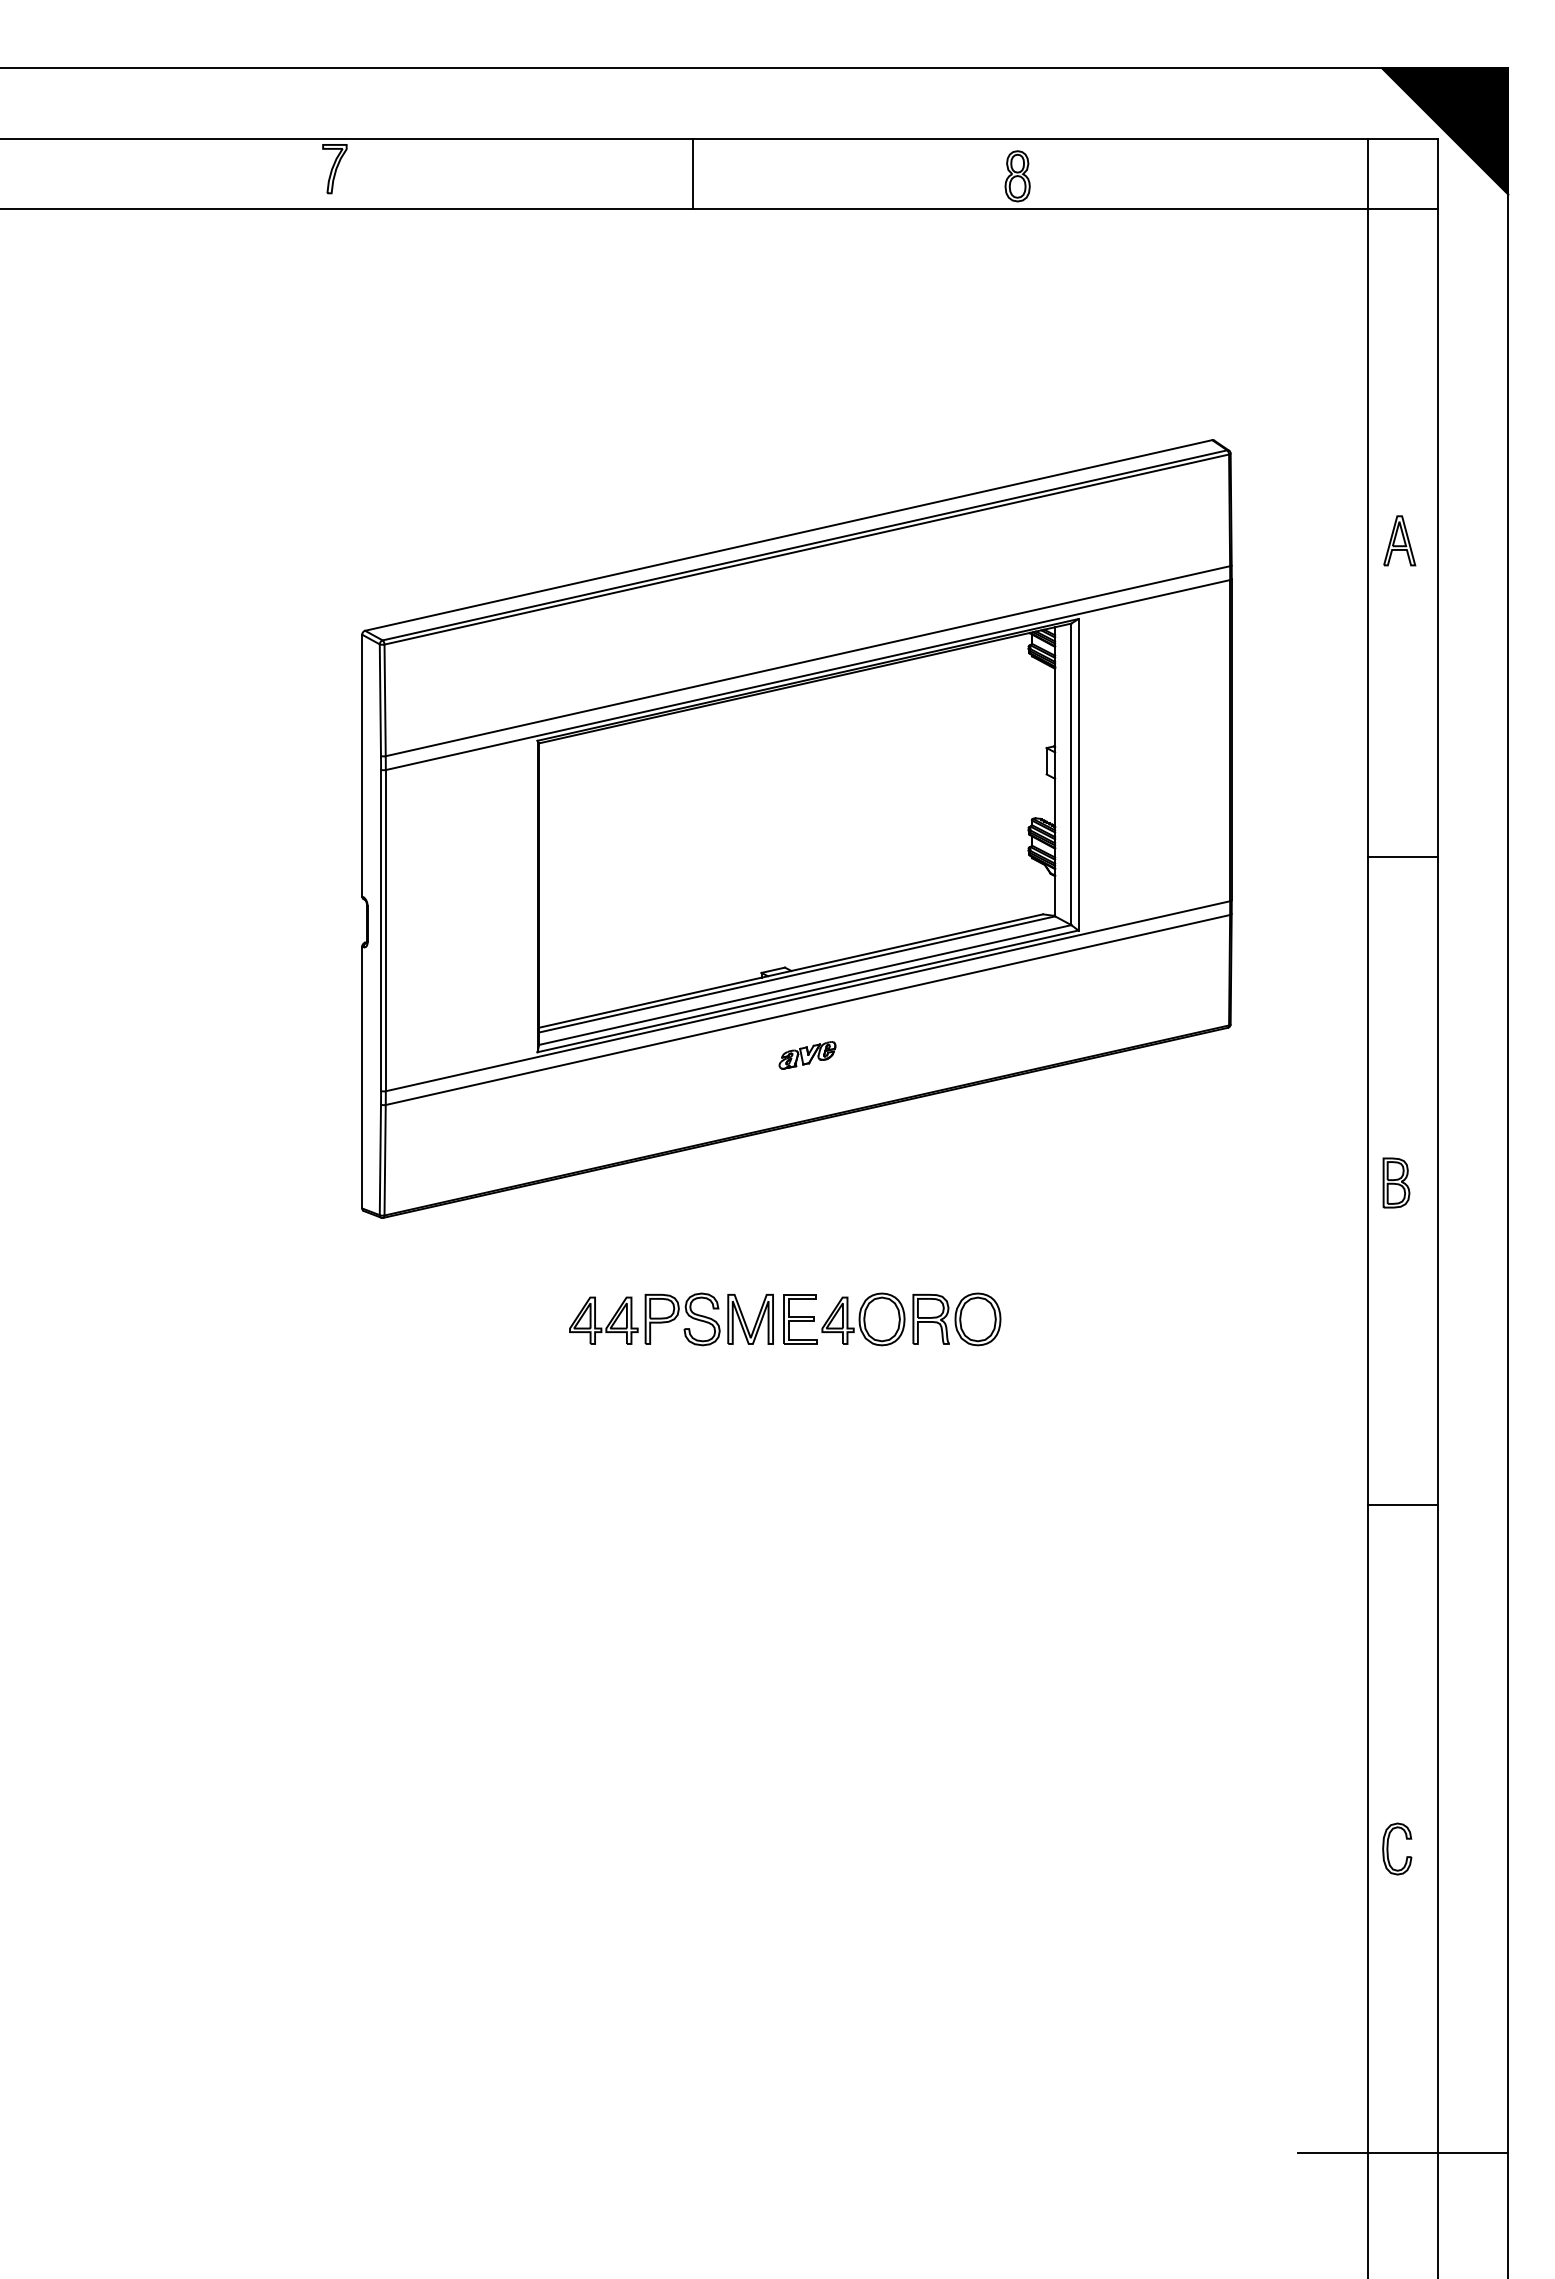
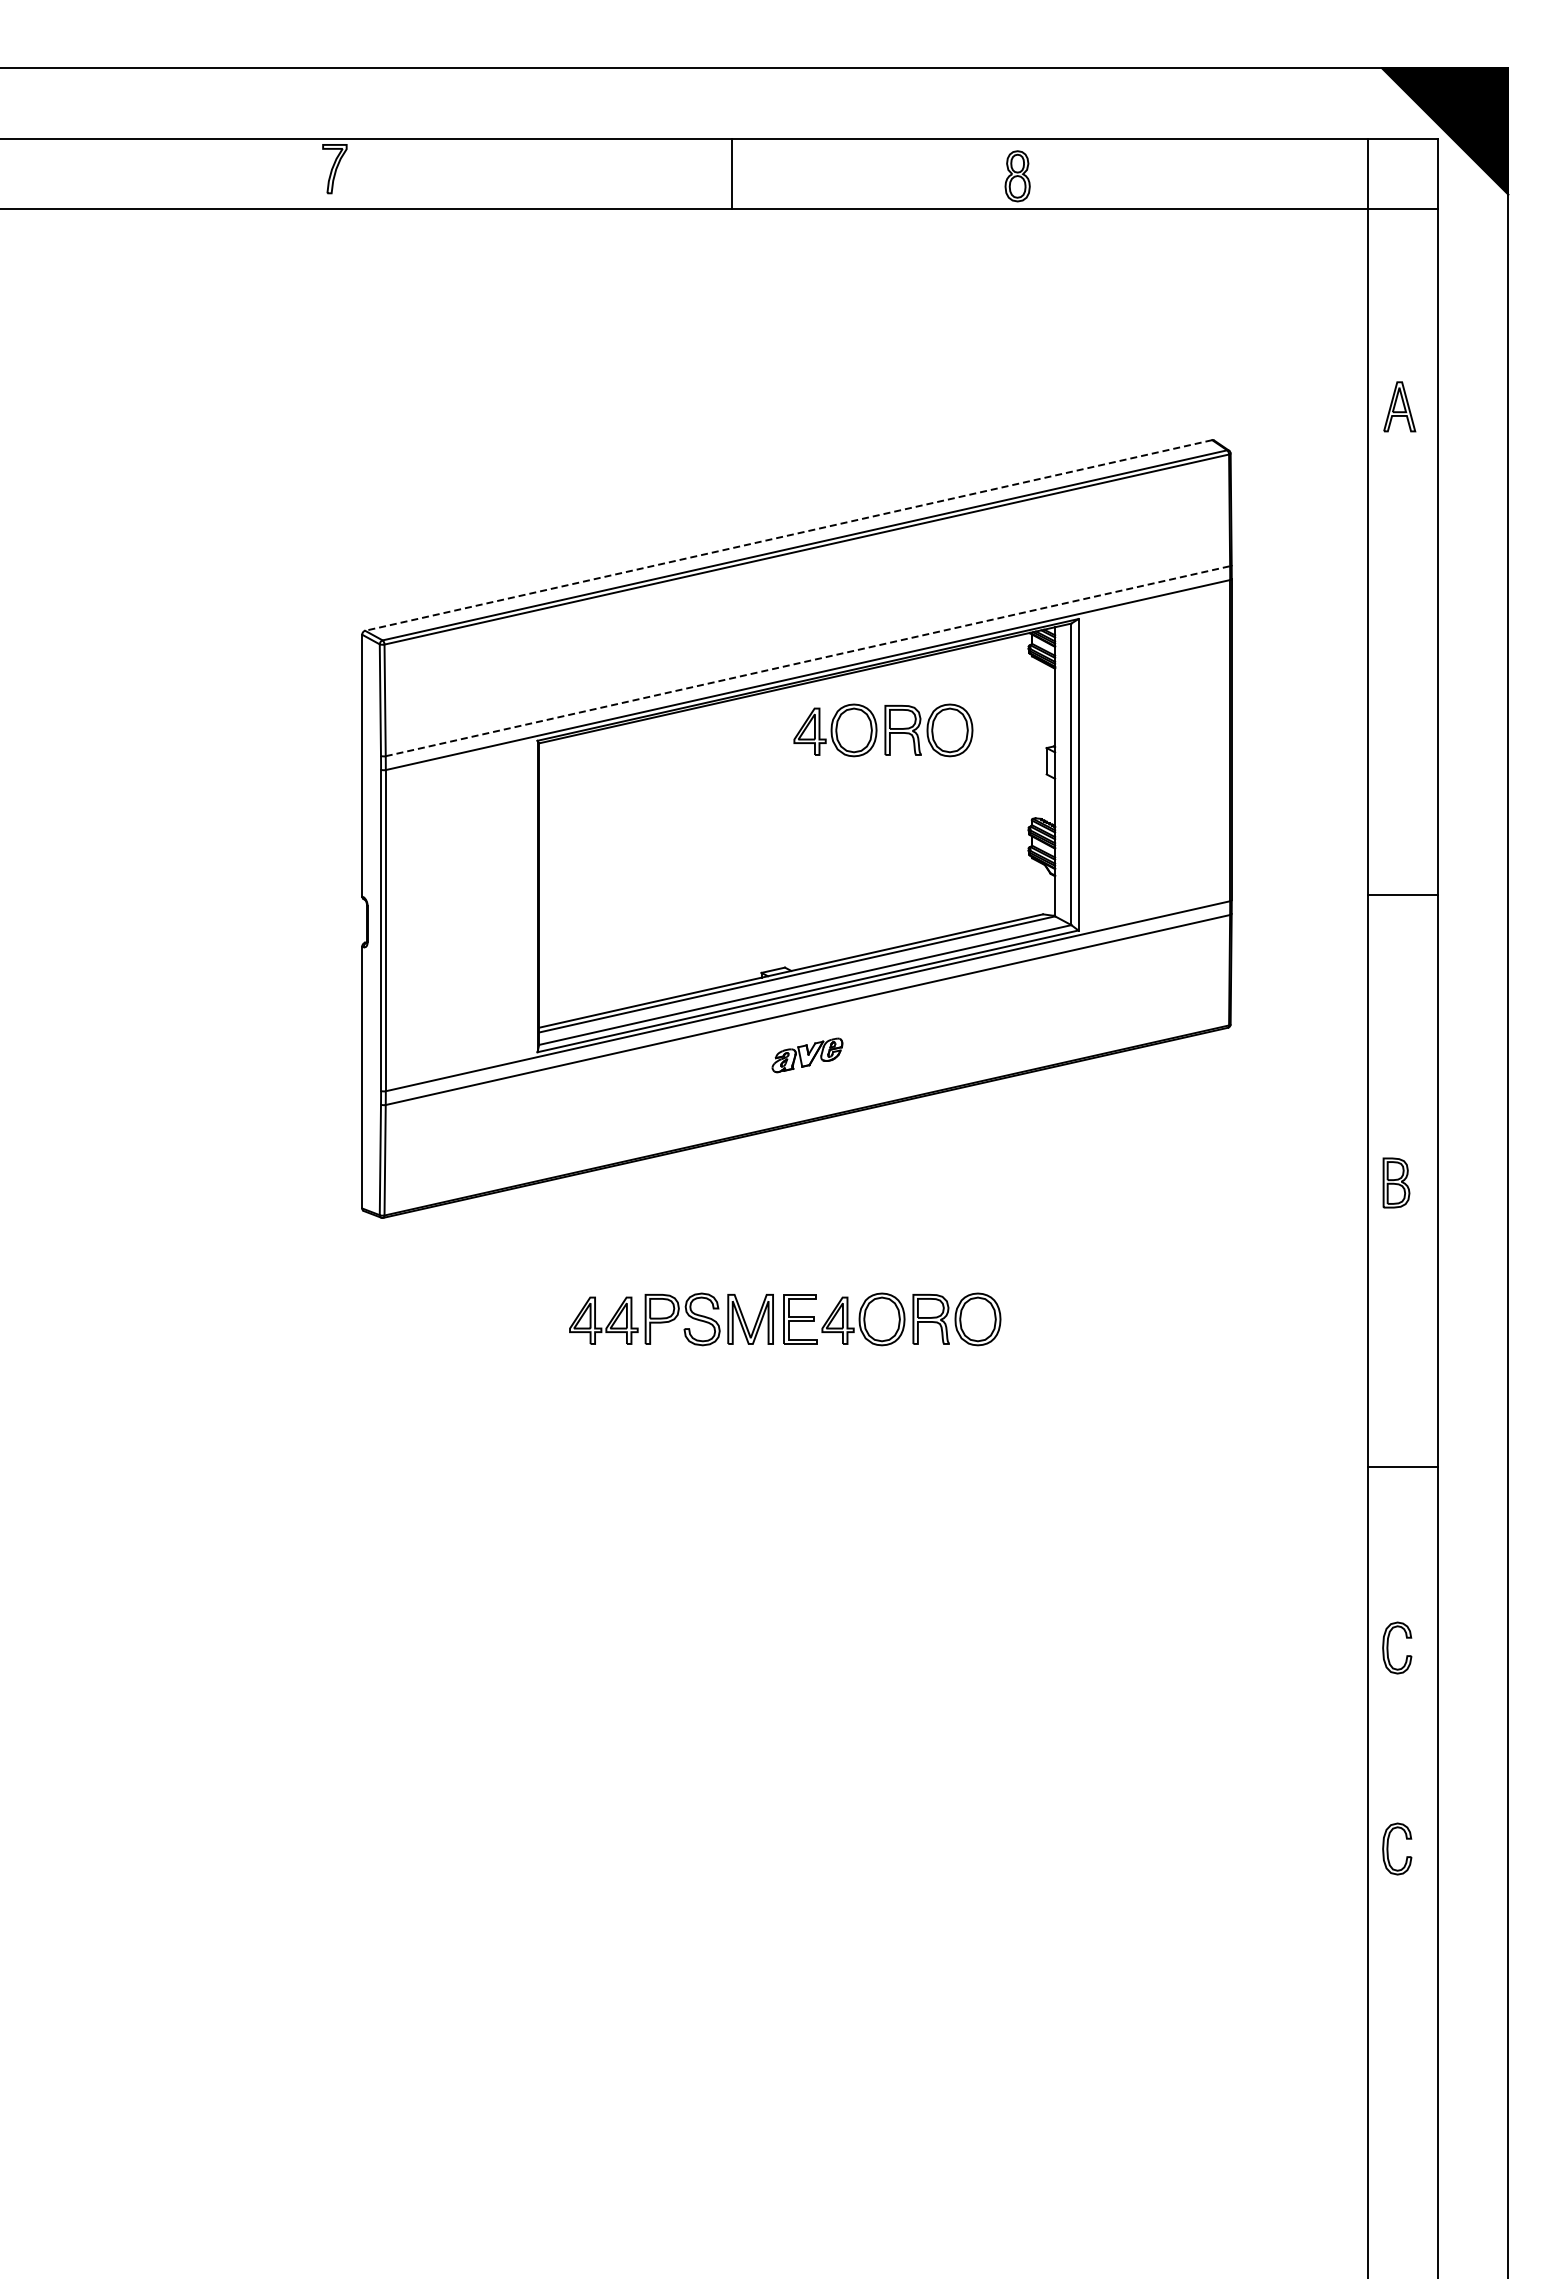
line position: (692, 173) -> (731, 173) (731, 173)
line: solid -> dashed (788, 535)
part position: (1399, 540) -> (1399, 406) (1399, 406)
line: solid -> dashed (807, 661)
part: none -> present (883, 730)
line position: (1403, 856) -> (1403, 894) (1403, 894)
part size: 59x29 px -> 73x37 px (807, 1055)
line position: (1403, 1504) -> (1403, 1466) (1403, 1466)
part: none -> present (1388, 1647)
line: present -> none (1402, 2152)
